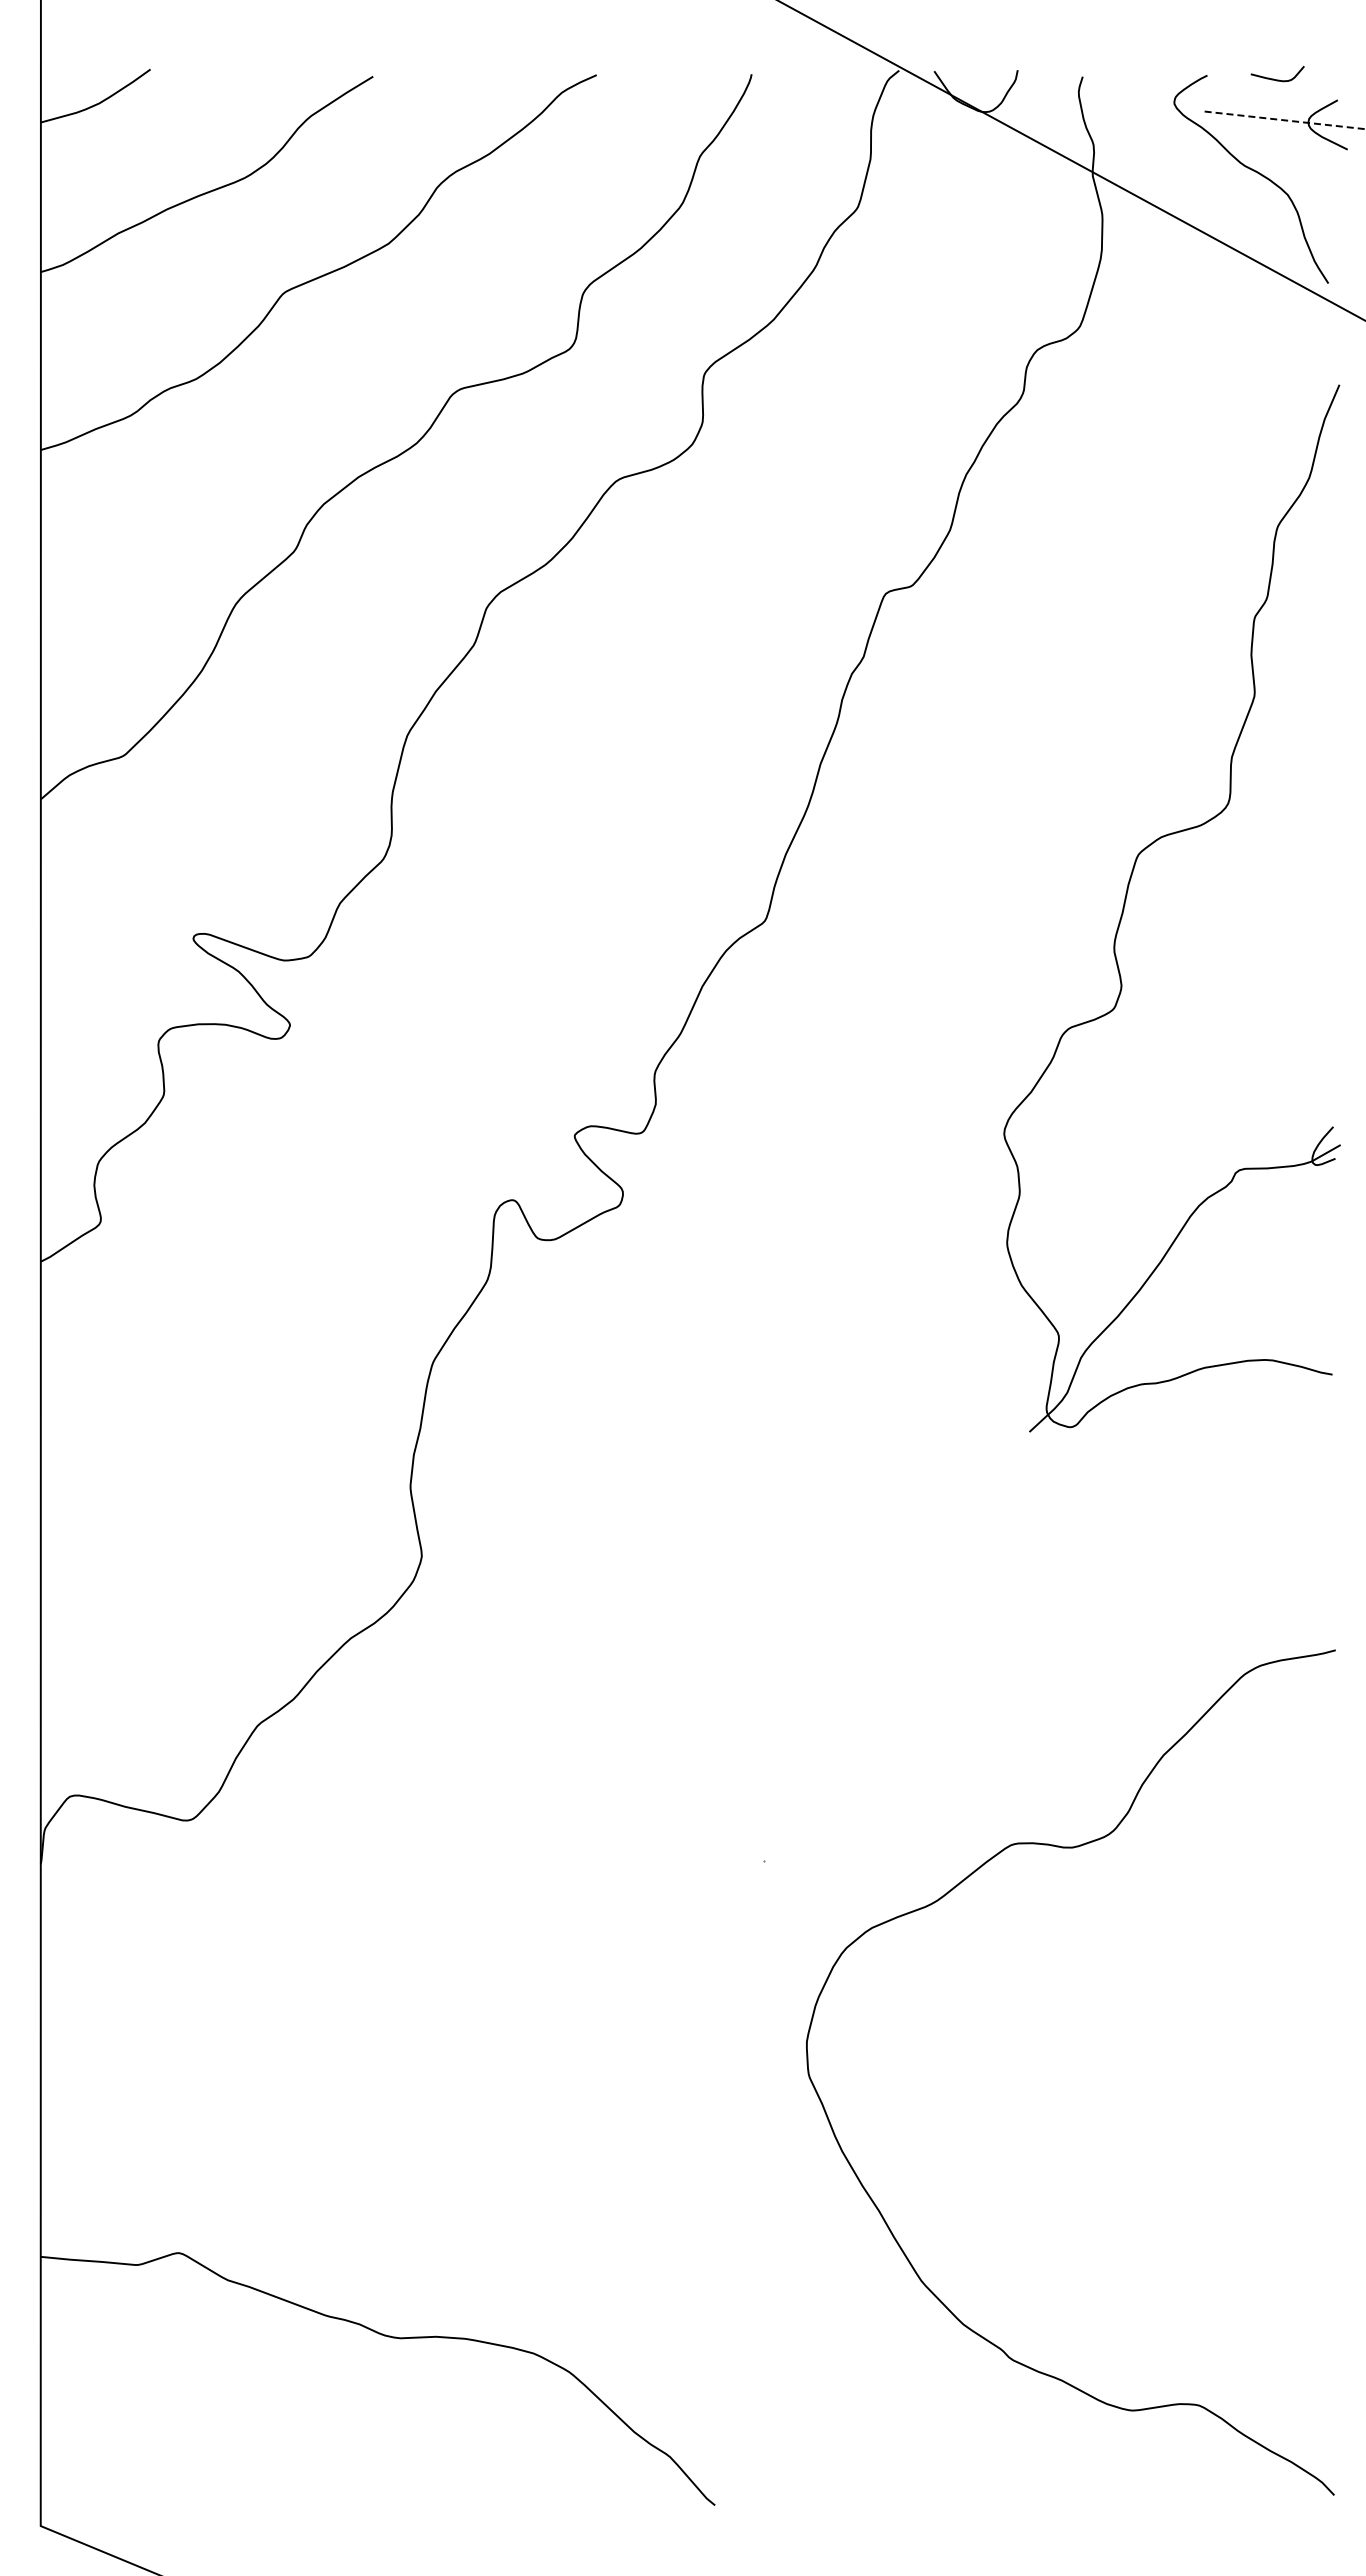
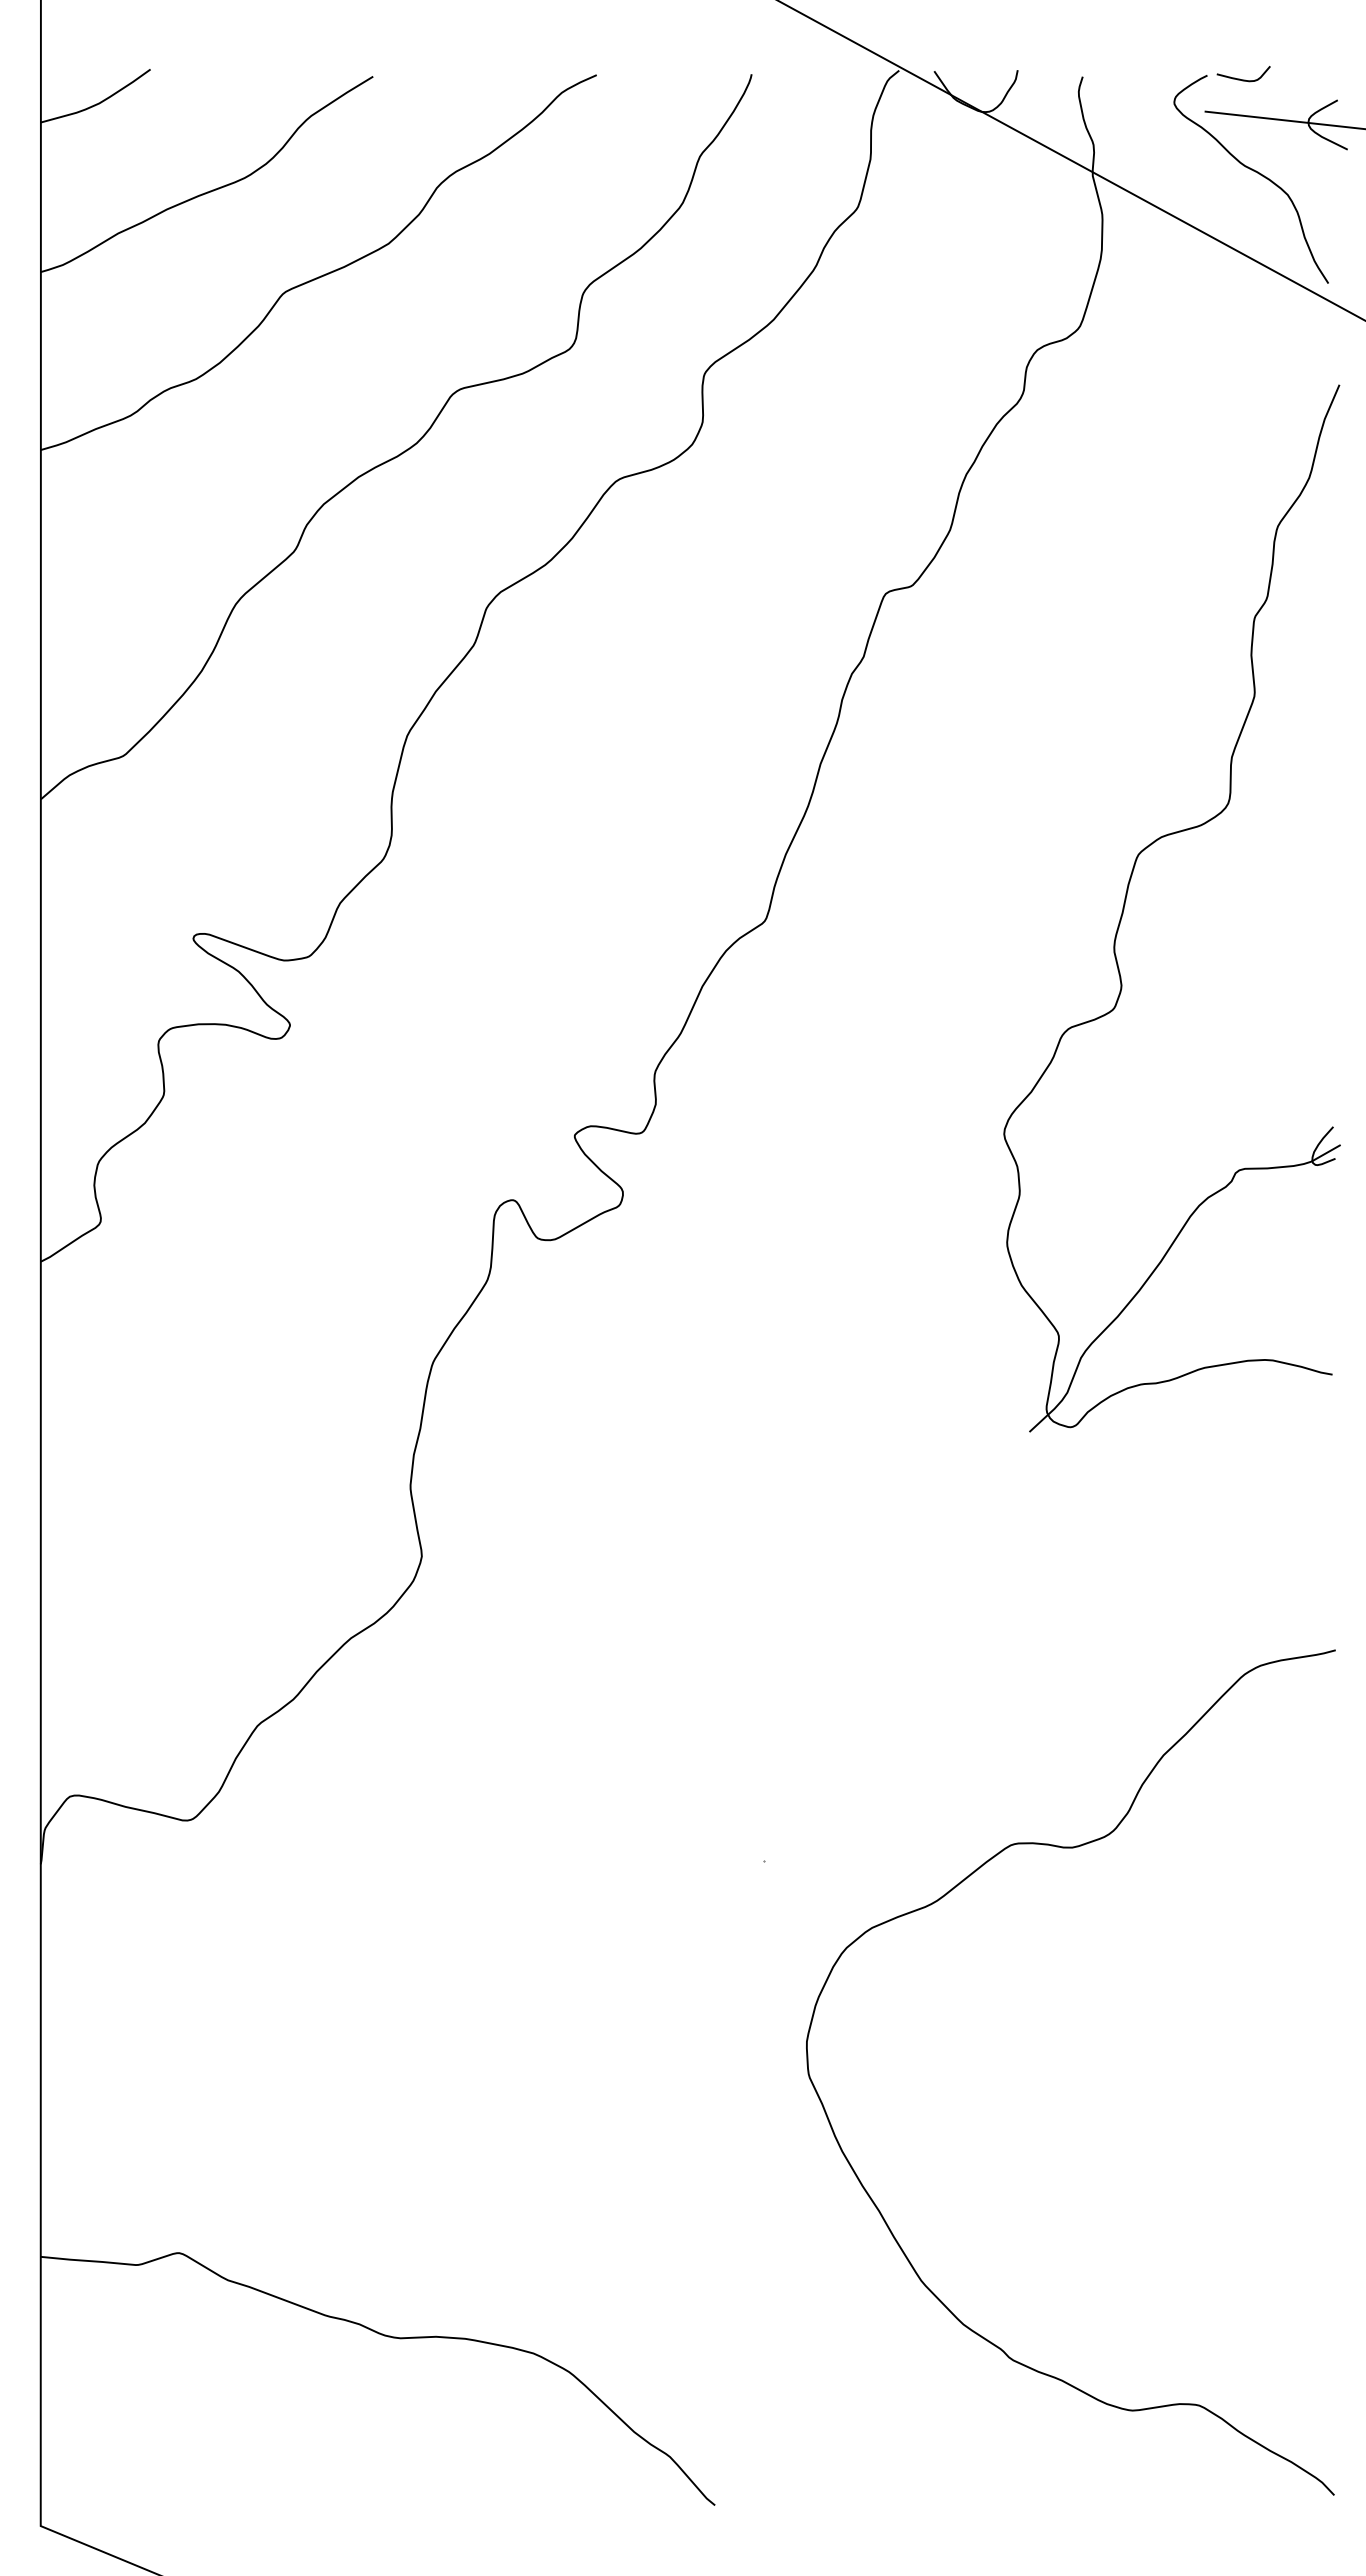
curve position: (1277, 79) -> (1243, 79) (1243, 79)
line: dashed -> solid (1284, 120)
